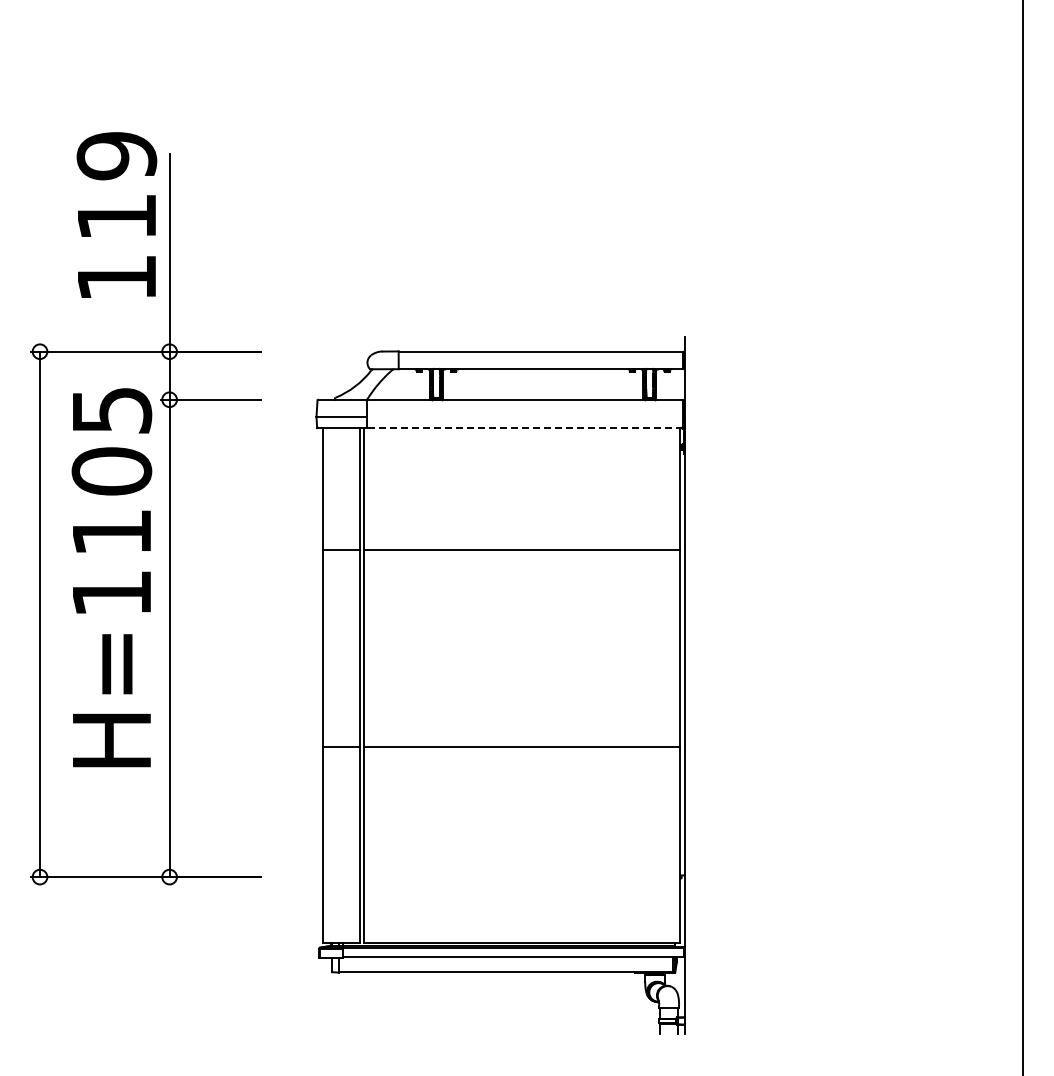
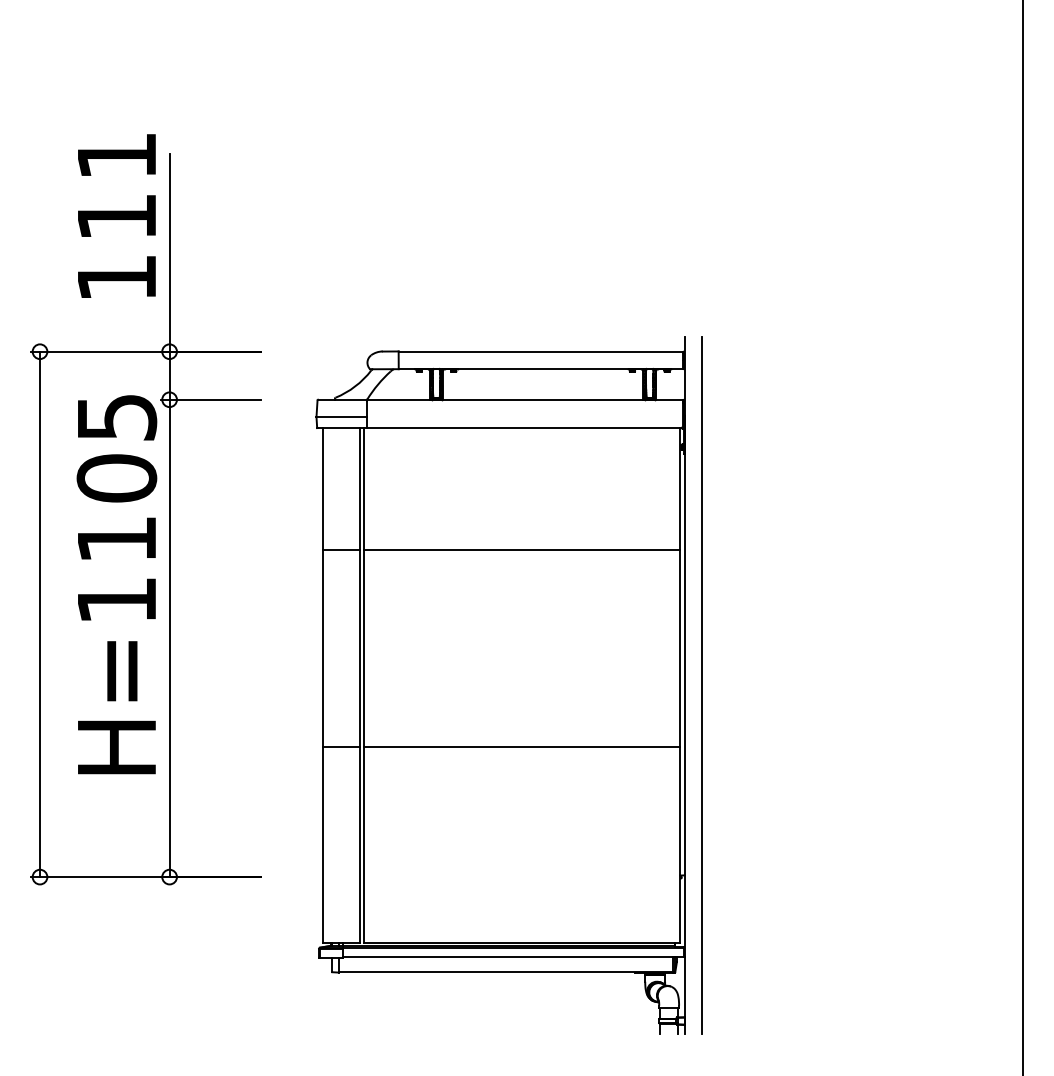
text: 119 -> 111 (116, 156)
line: dashed -> solid (525, 427)
text position: (111, 577) -> (116, 584) (116, 584)
line: none -> present (701, 685)
